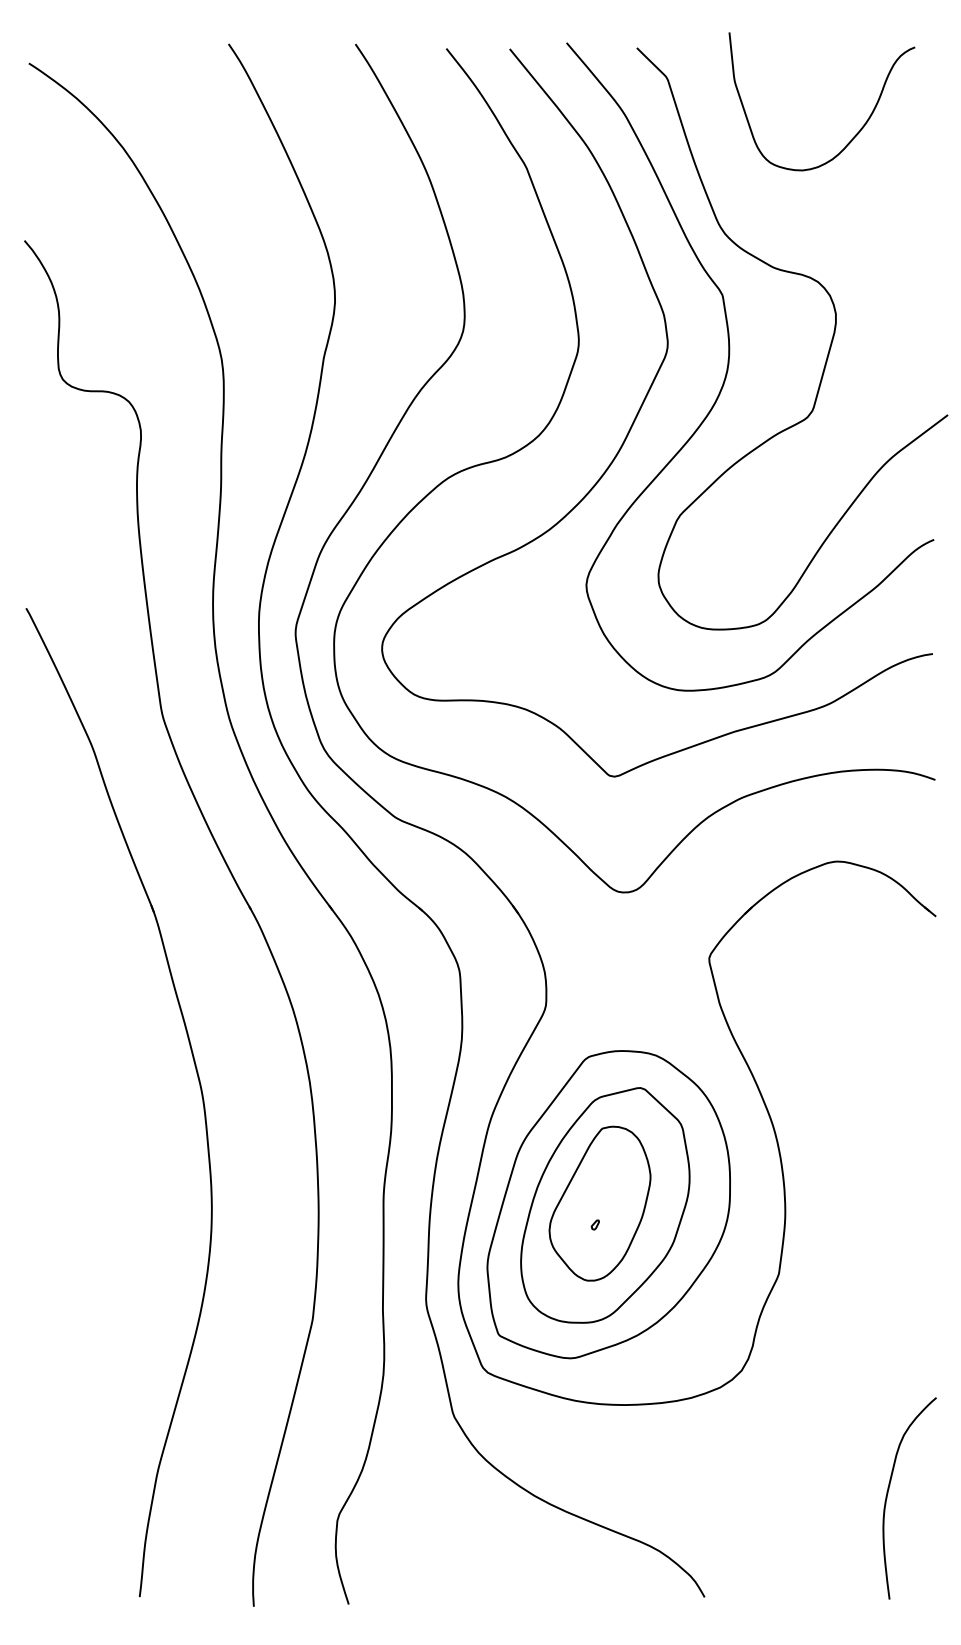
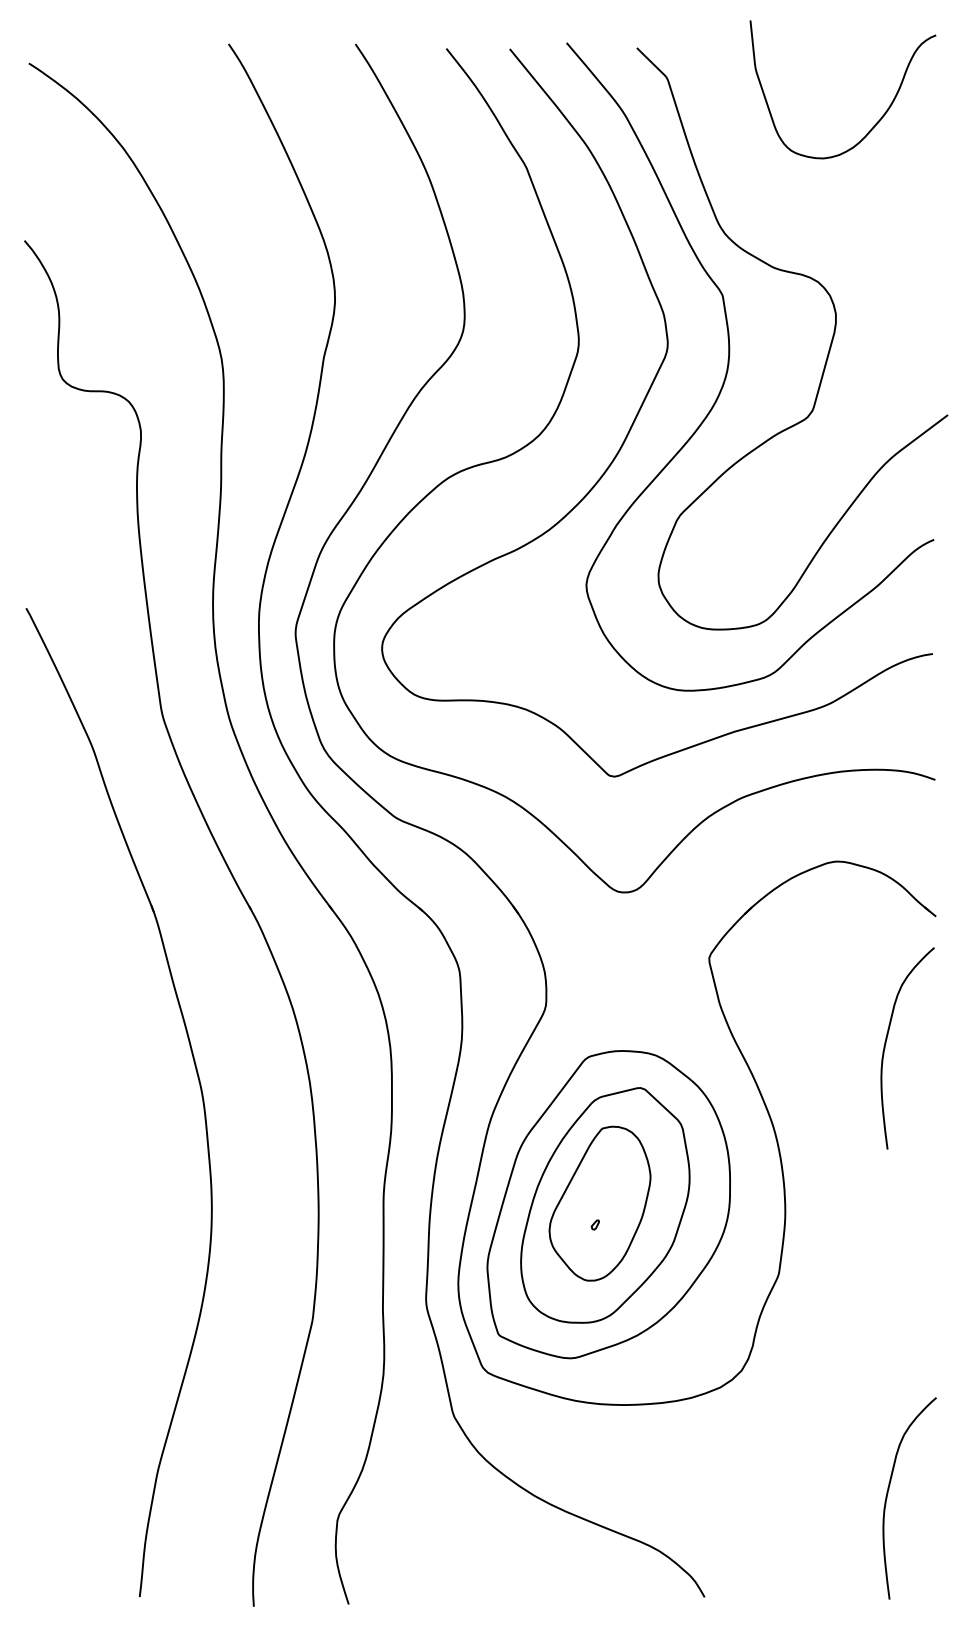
curve position: (855, 134) -> (876, 122) (876, 122)
curve: none -> present (886, 1043)
